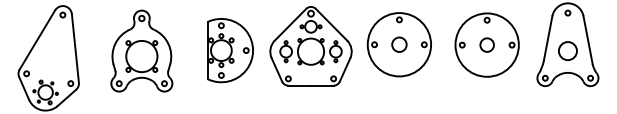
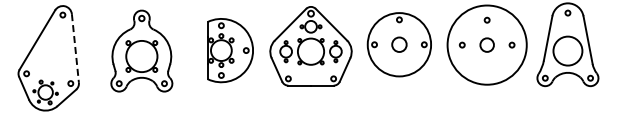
circle diameter: 63 px -> 79 px (486, 44)
line: solid -> dashed (75, 48)
circle diameter: 18 px -> 29 px (567, 50)
